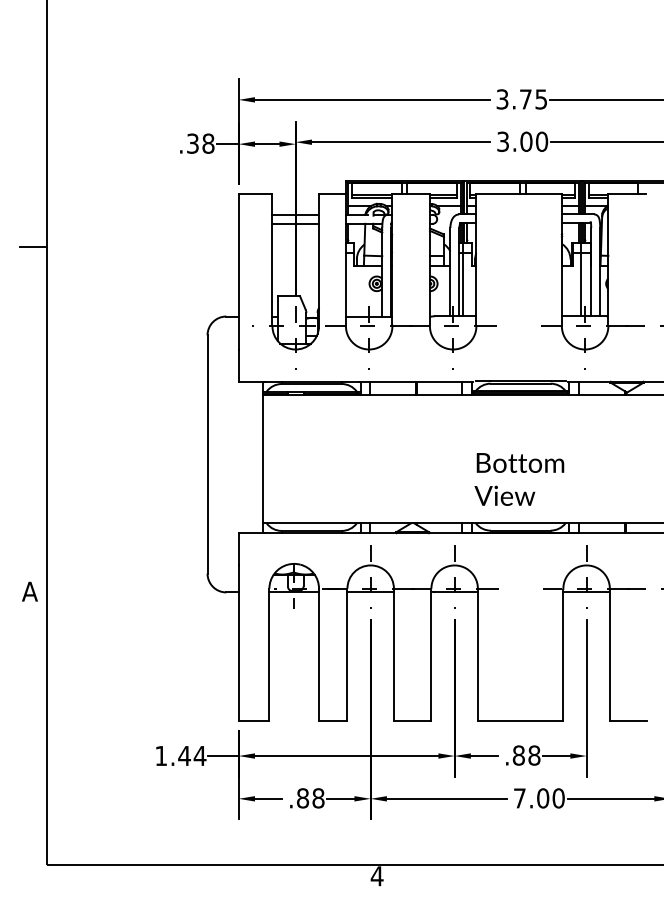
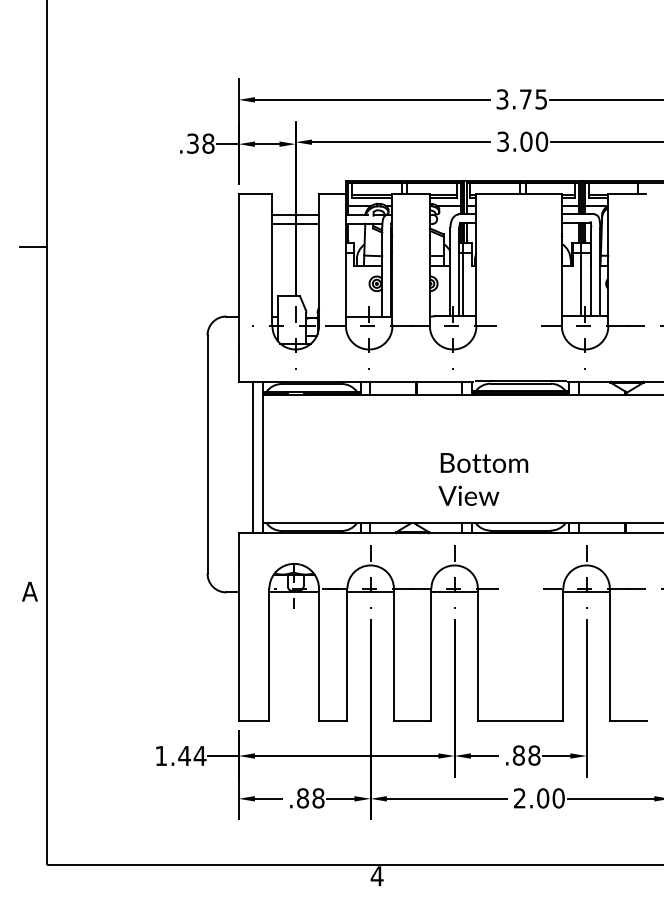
line: none -> present (253, 457)
text position: (519, 479) -> (483, 479) (483, 479)
text: 7.00 -> 2.00 (519, 798)
